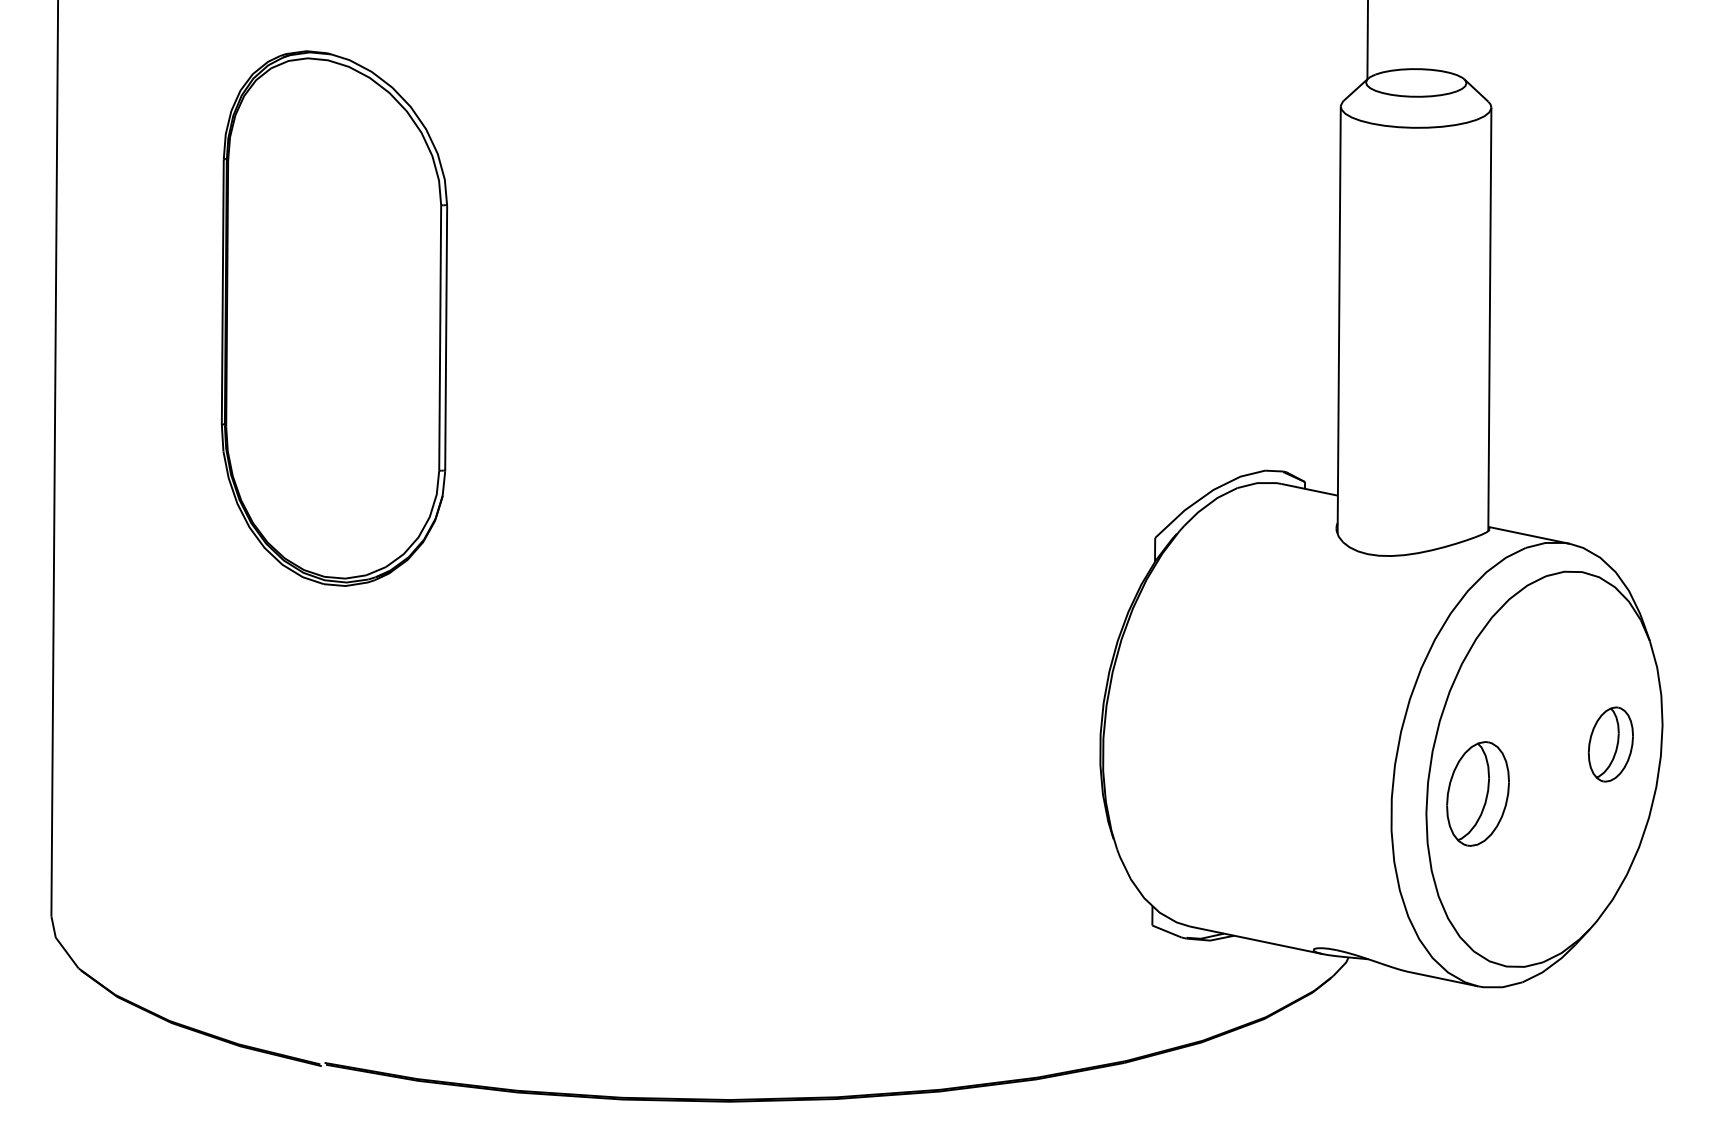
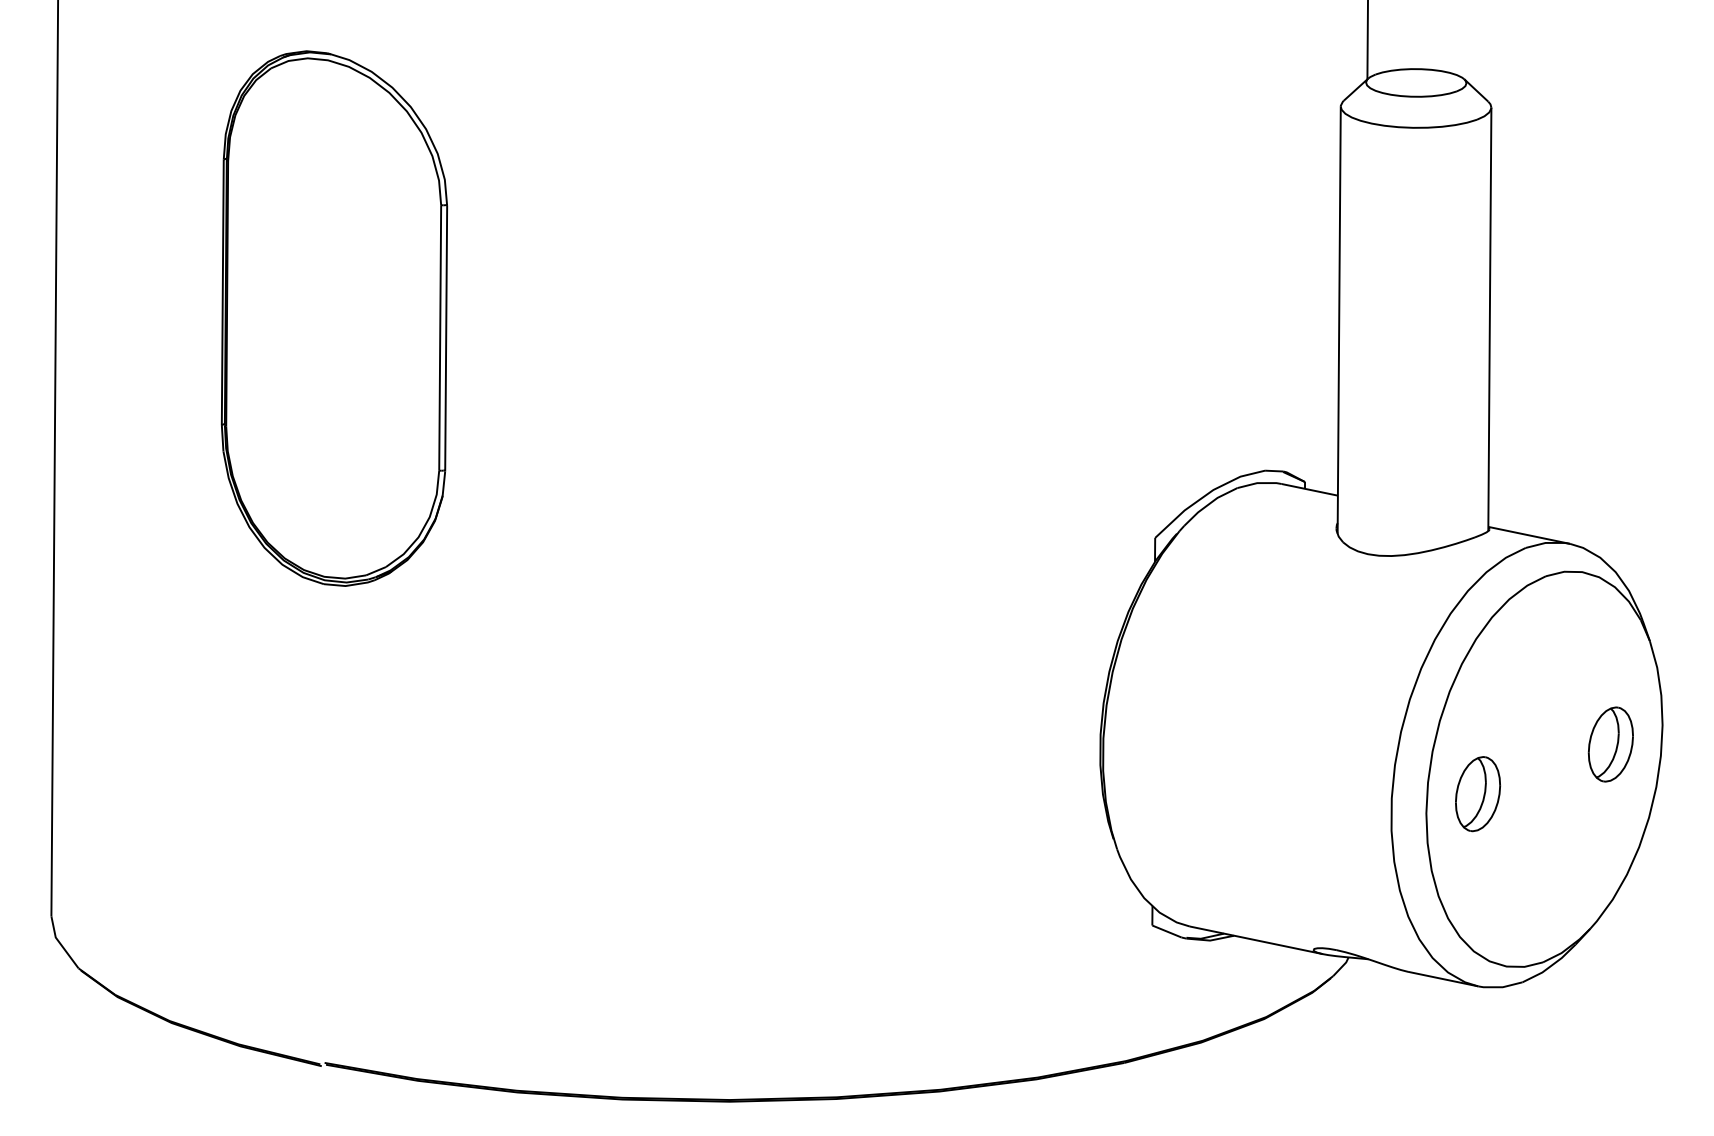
part size: 64x106 px -> 46x77 px (1477, 794)
